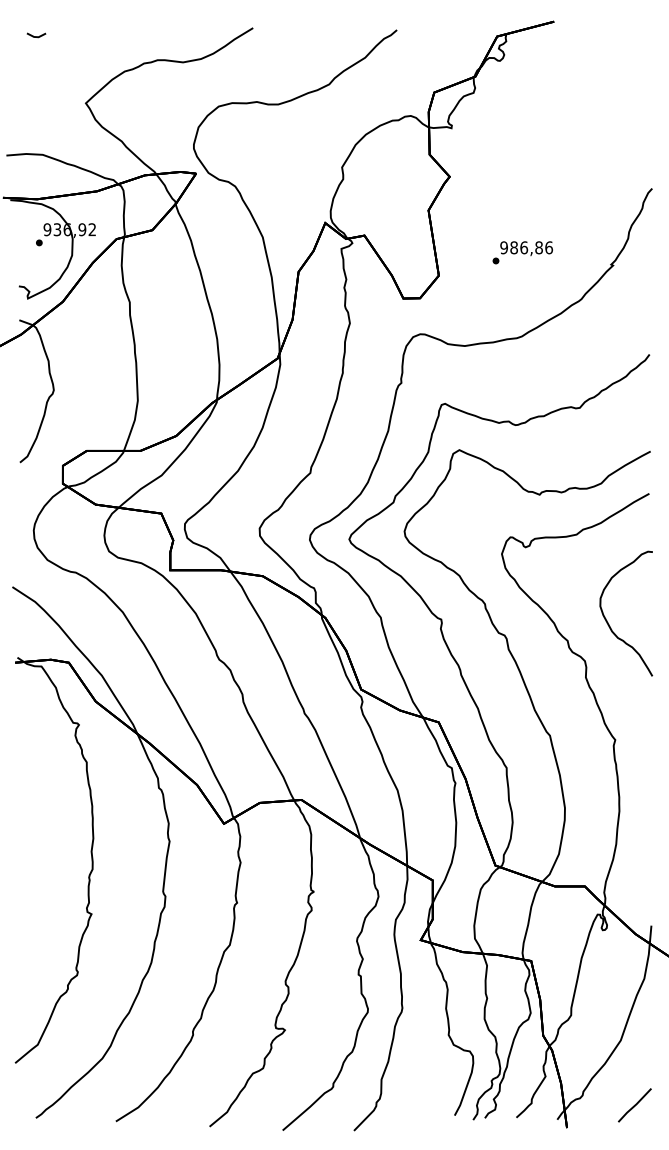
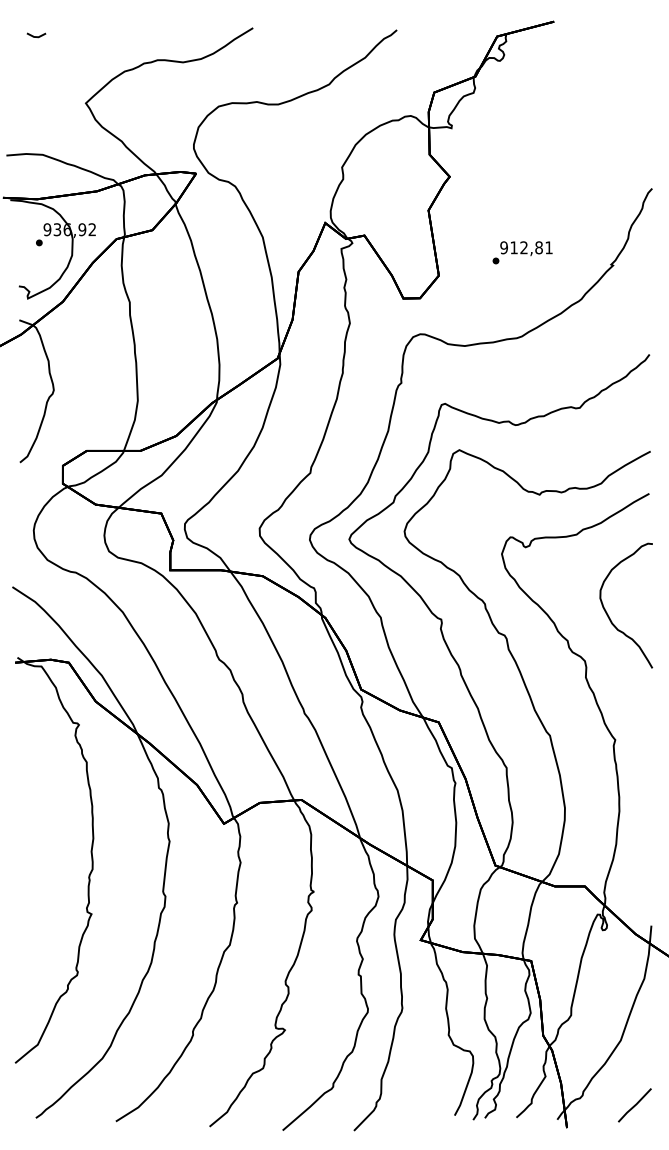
text: 986,86 -> 912,81 (531, 247)
curve position: (608, 622) -> (608, 614) (608, 614)
